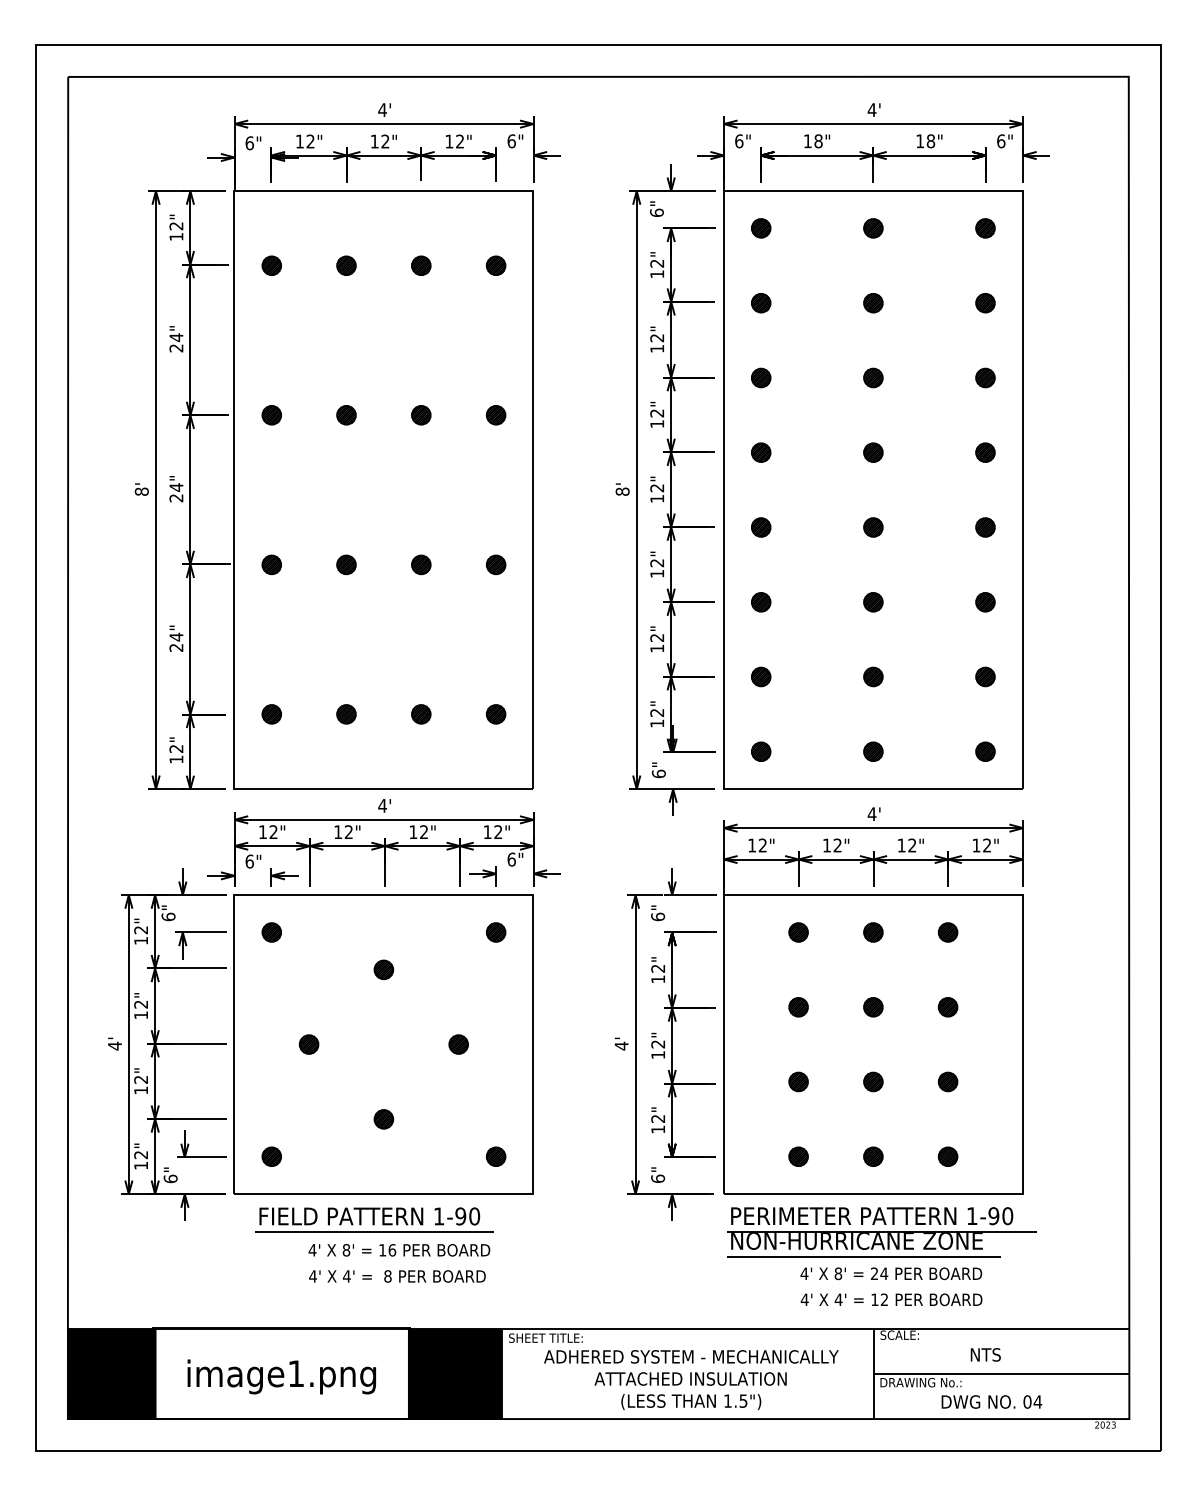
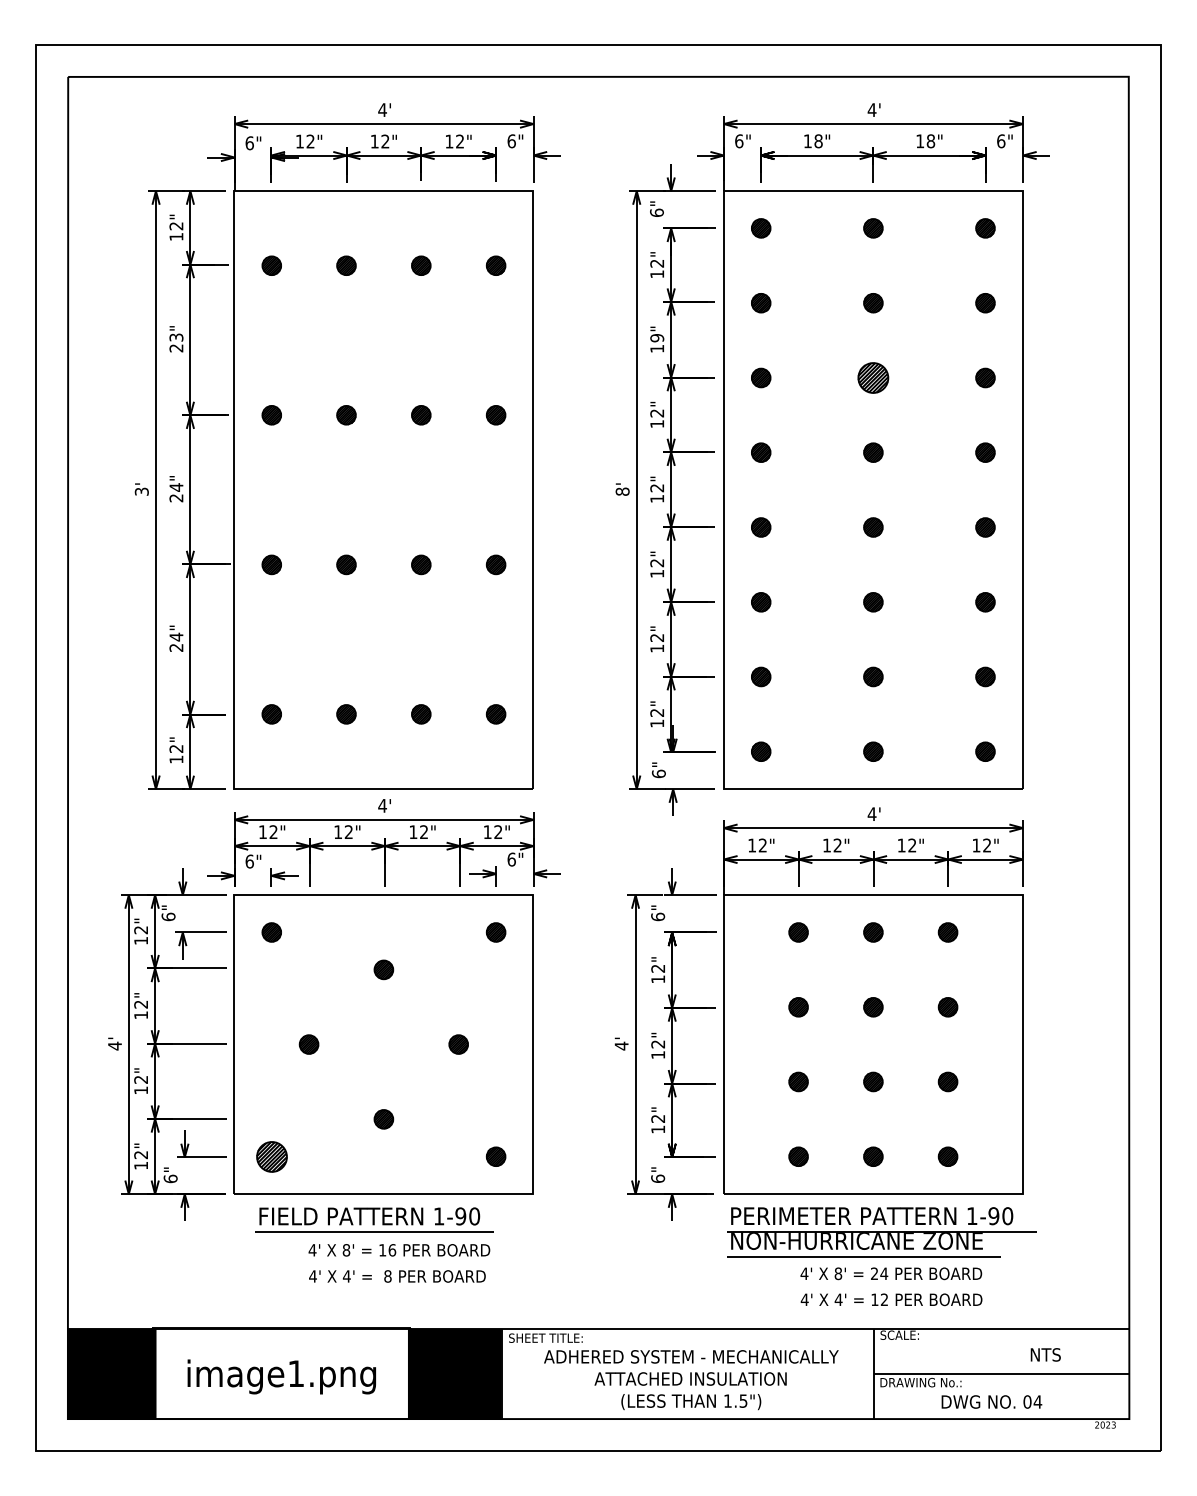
text: 24" -> 23" (176, 337)
text: 12" -> 19" (657, 338)
part size: 21x22 px -> 33x32 px (873, 377)
text: 8' -> 3' (141, 491)
part size: 21x21 px -> 32x32 px (271, 1156)
text position: (985, 1354) -> (1045, 1354) (1045, 1354)
